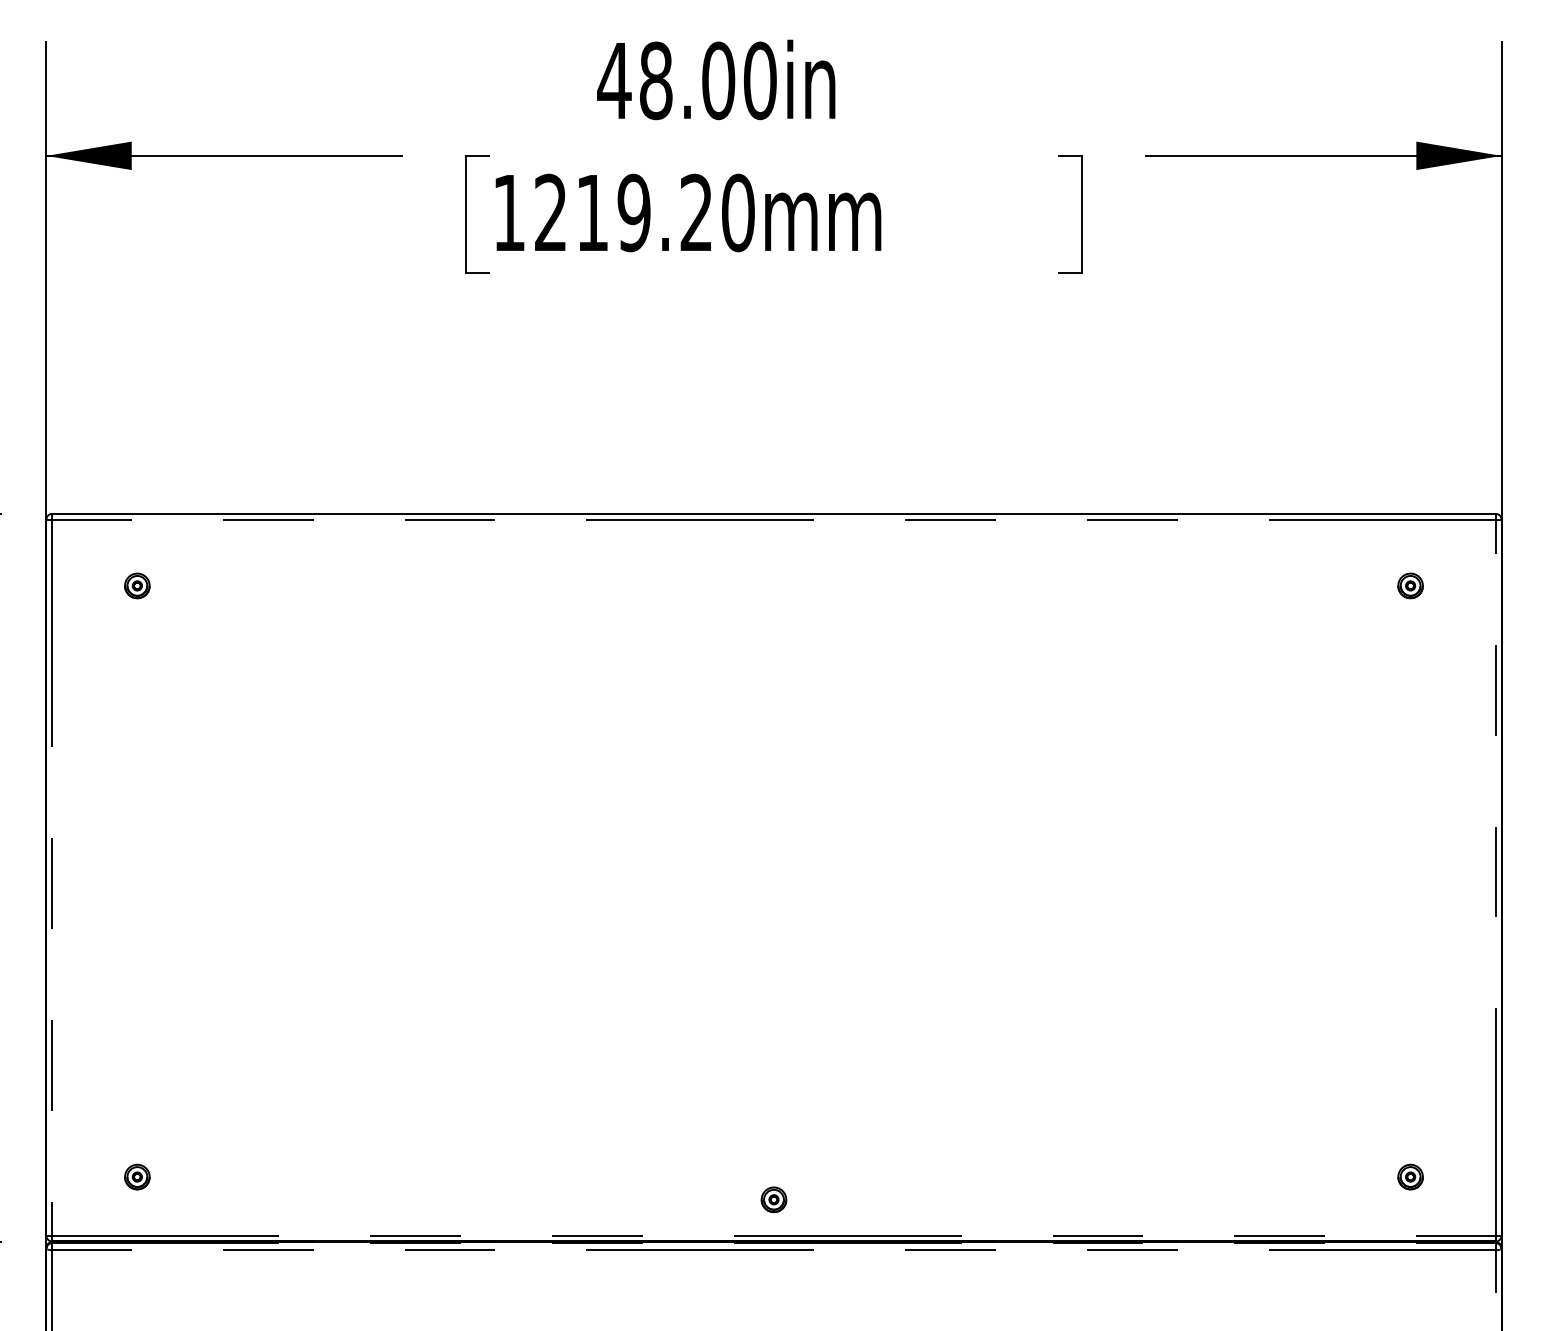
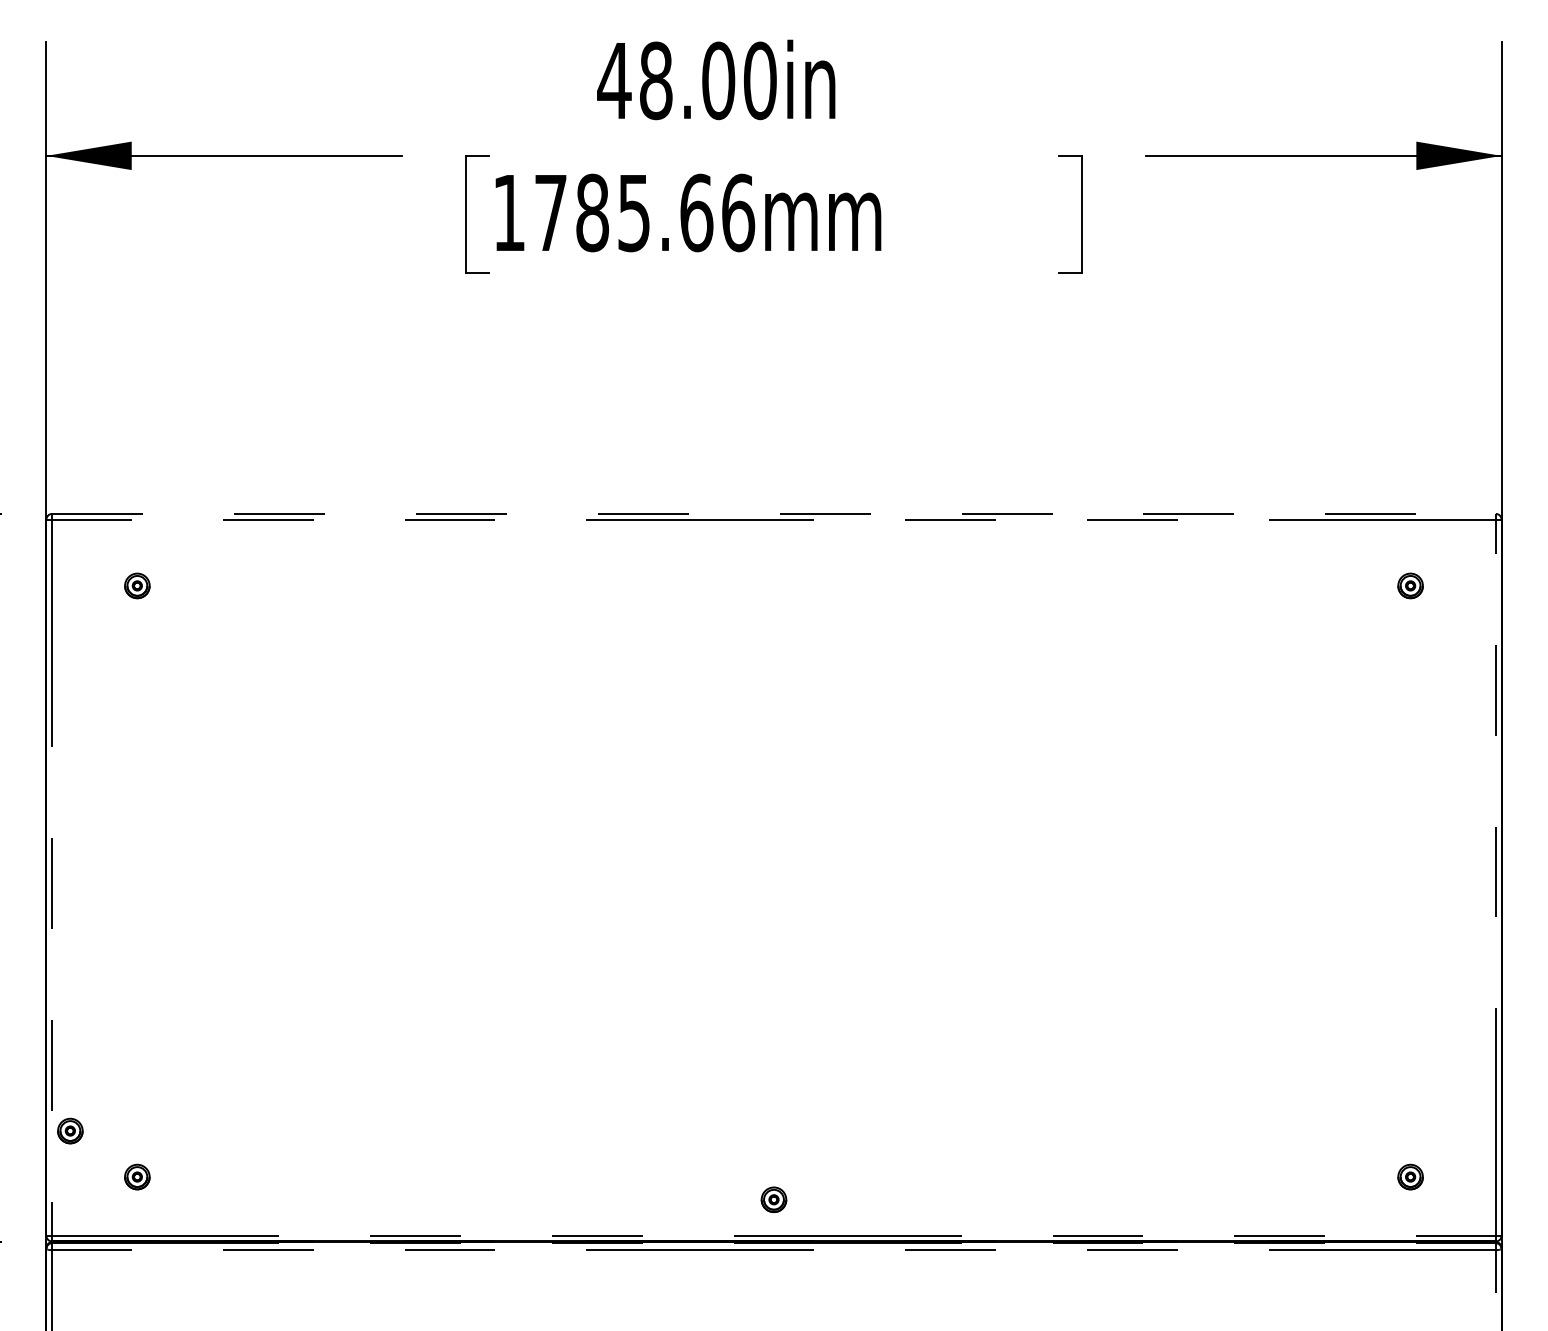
text: 1219.20mm -> 1785.66mm (645, 212)
line: solid -> dashed (774, 513)
part: none -> present (70, 1130)
